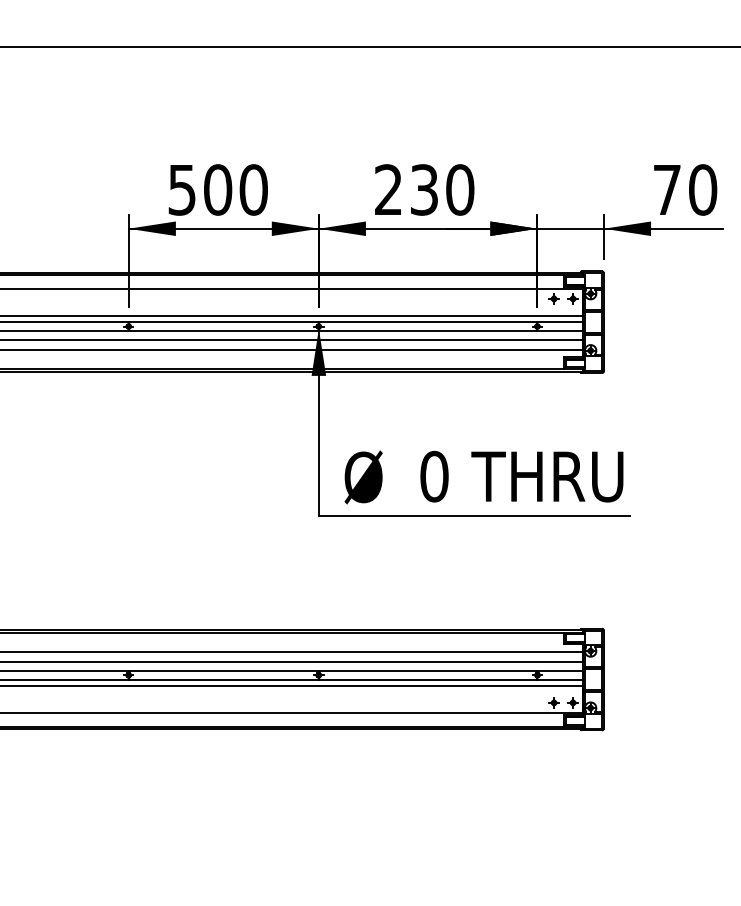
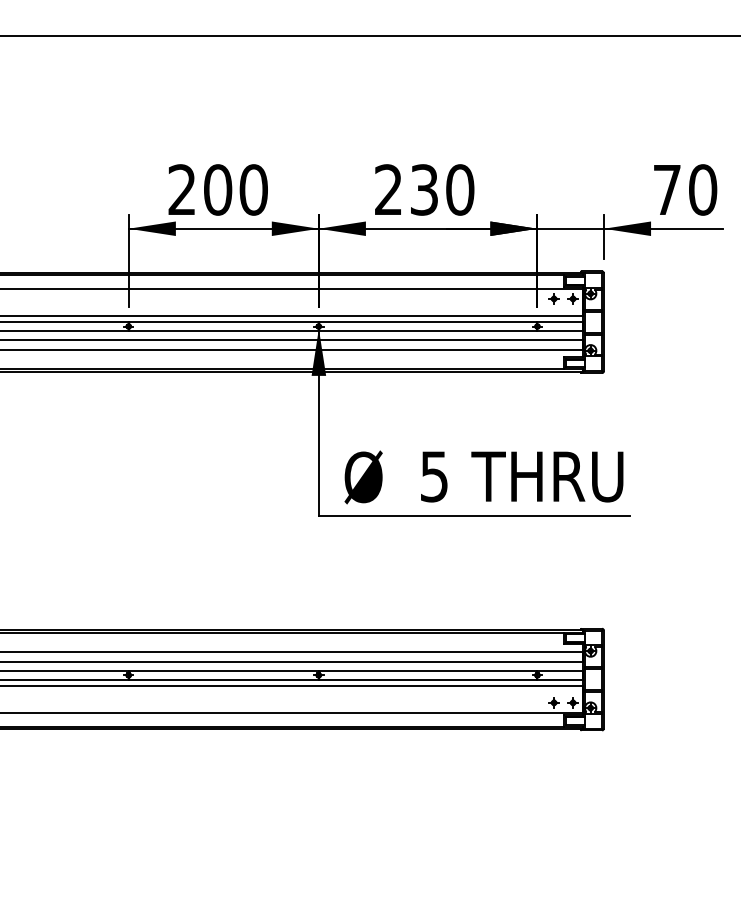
line position: (369, 46) -> (369, 35) (369, 35)
text: 500 -> 200 (181, 189)
text: 0 -> 5 (434, 476)
